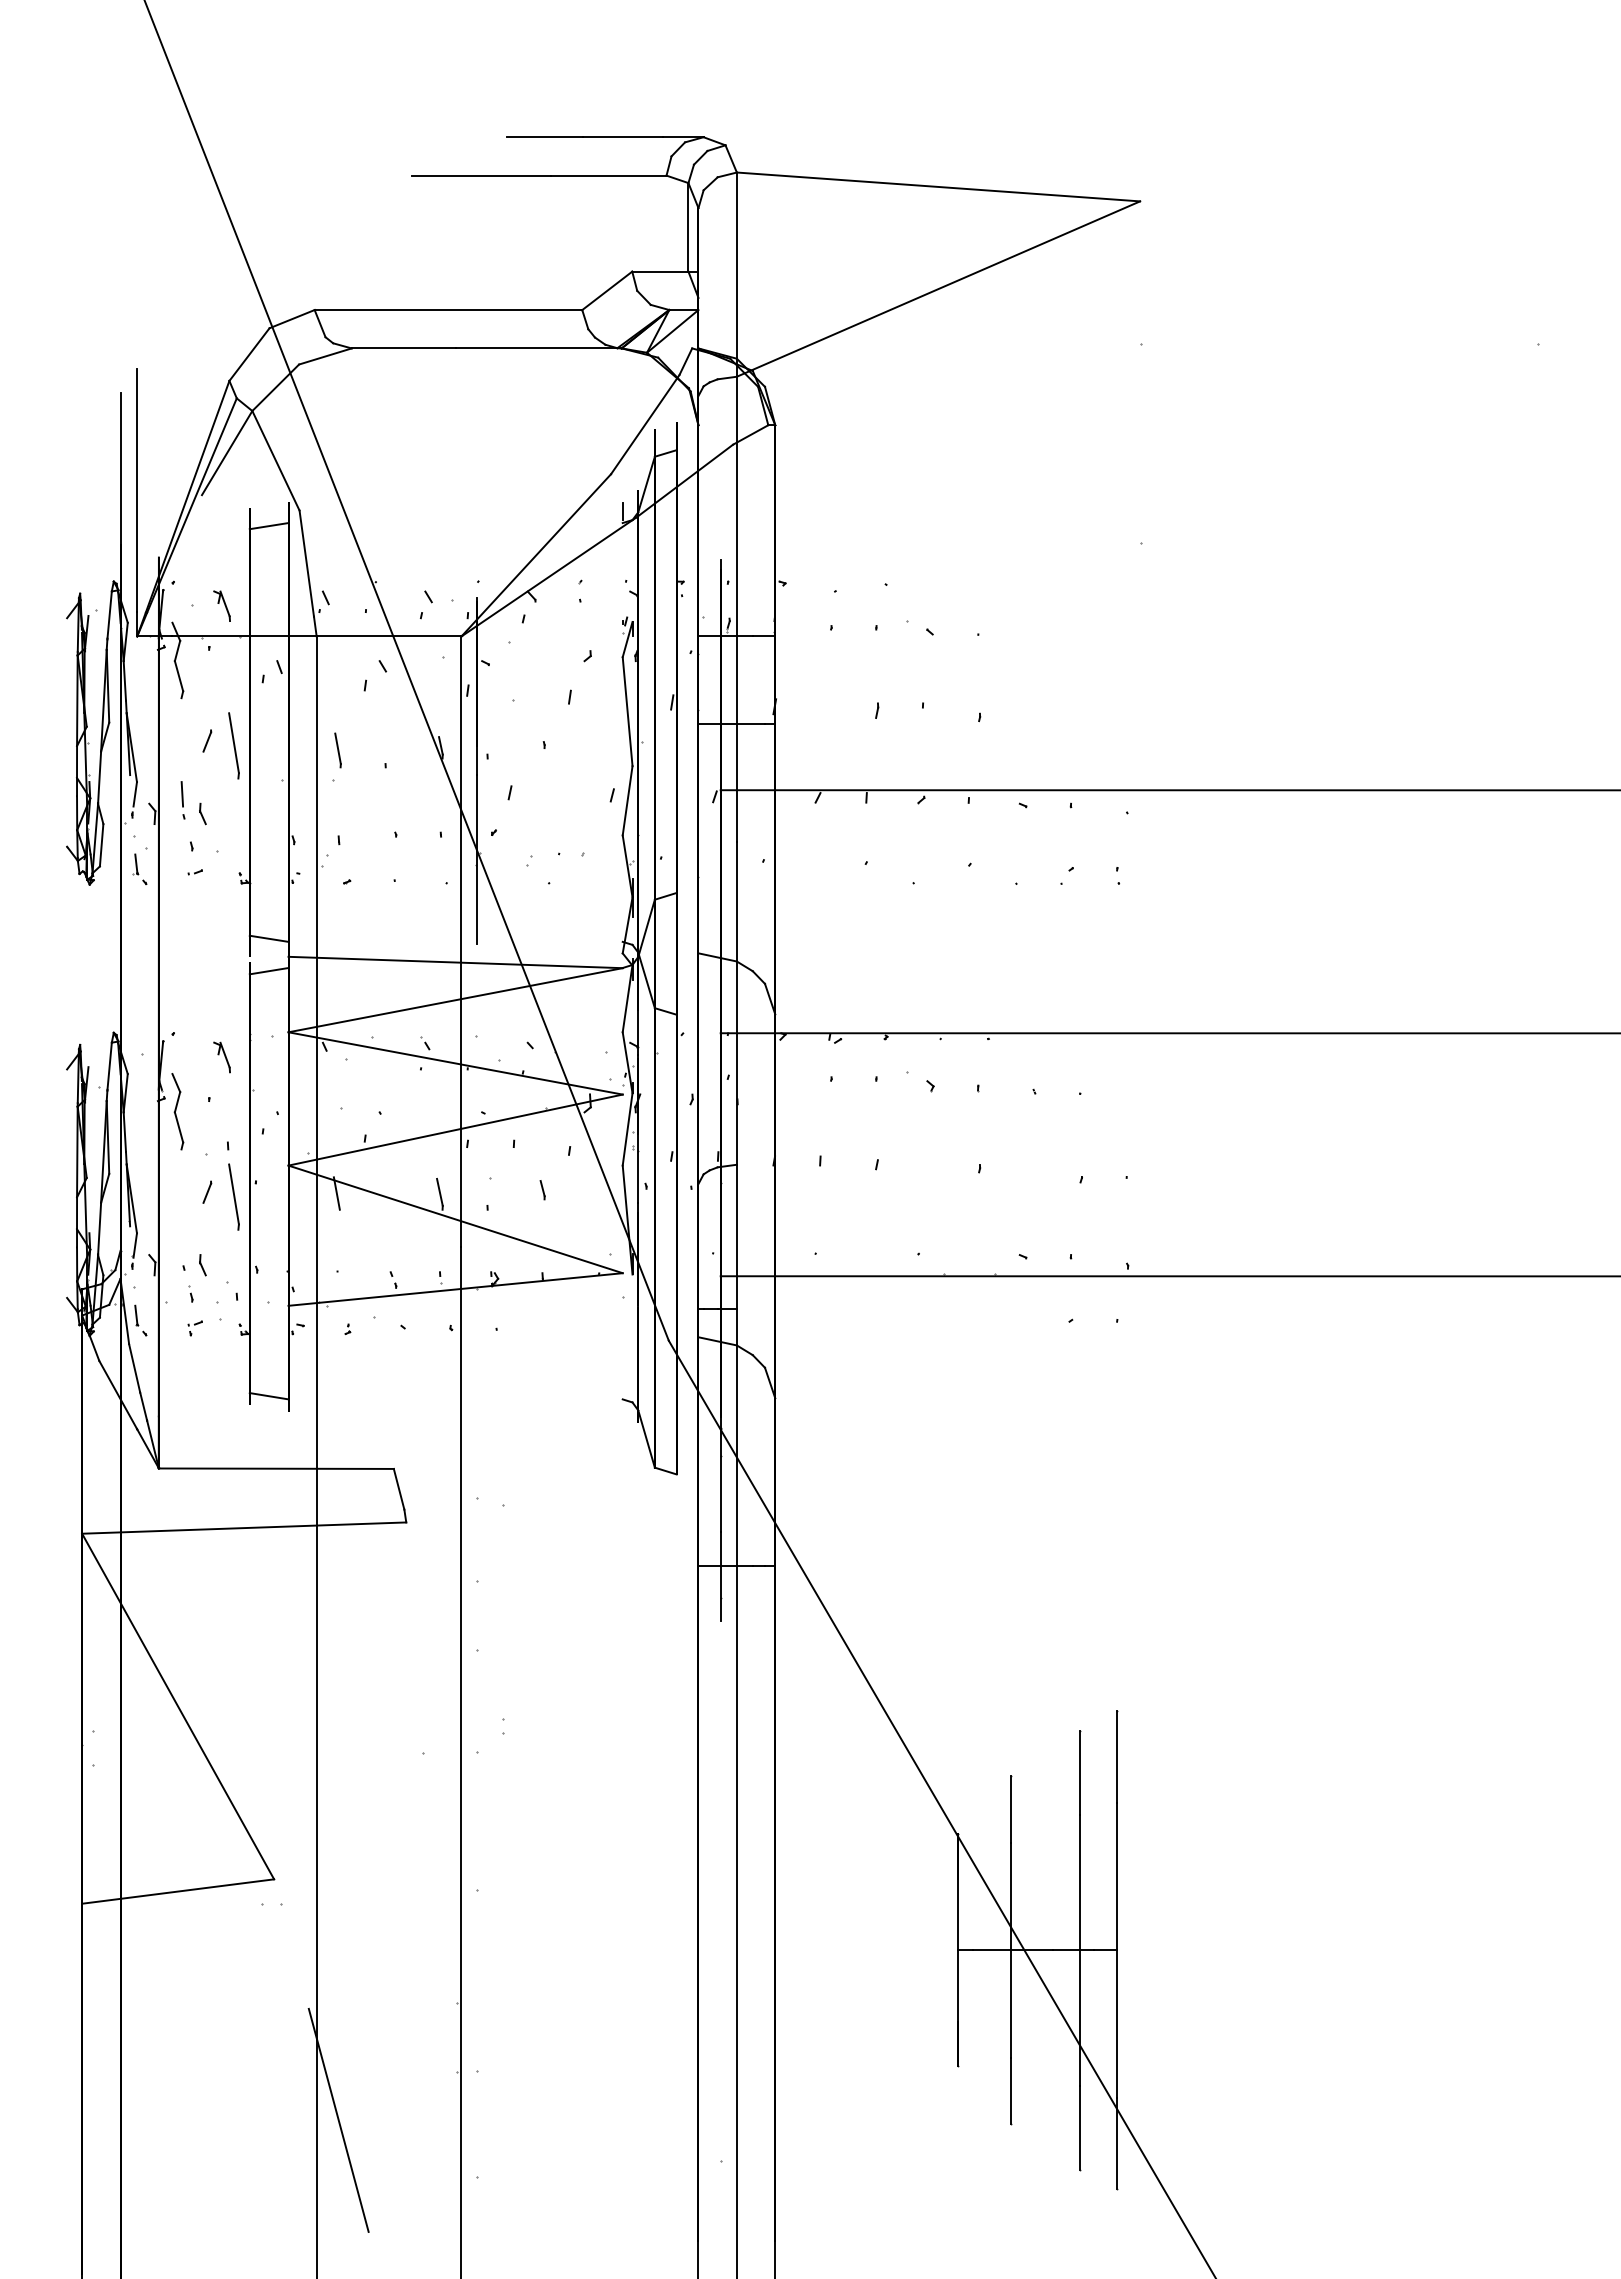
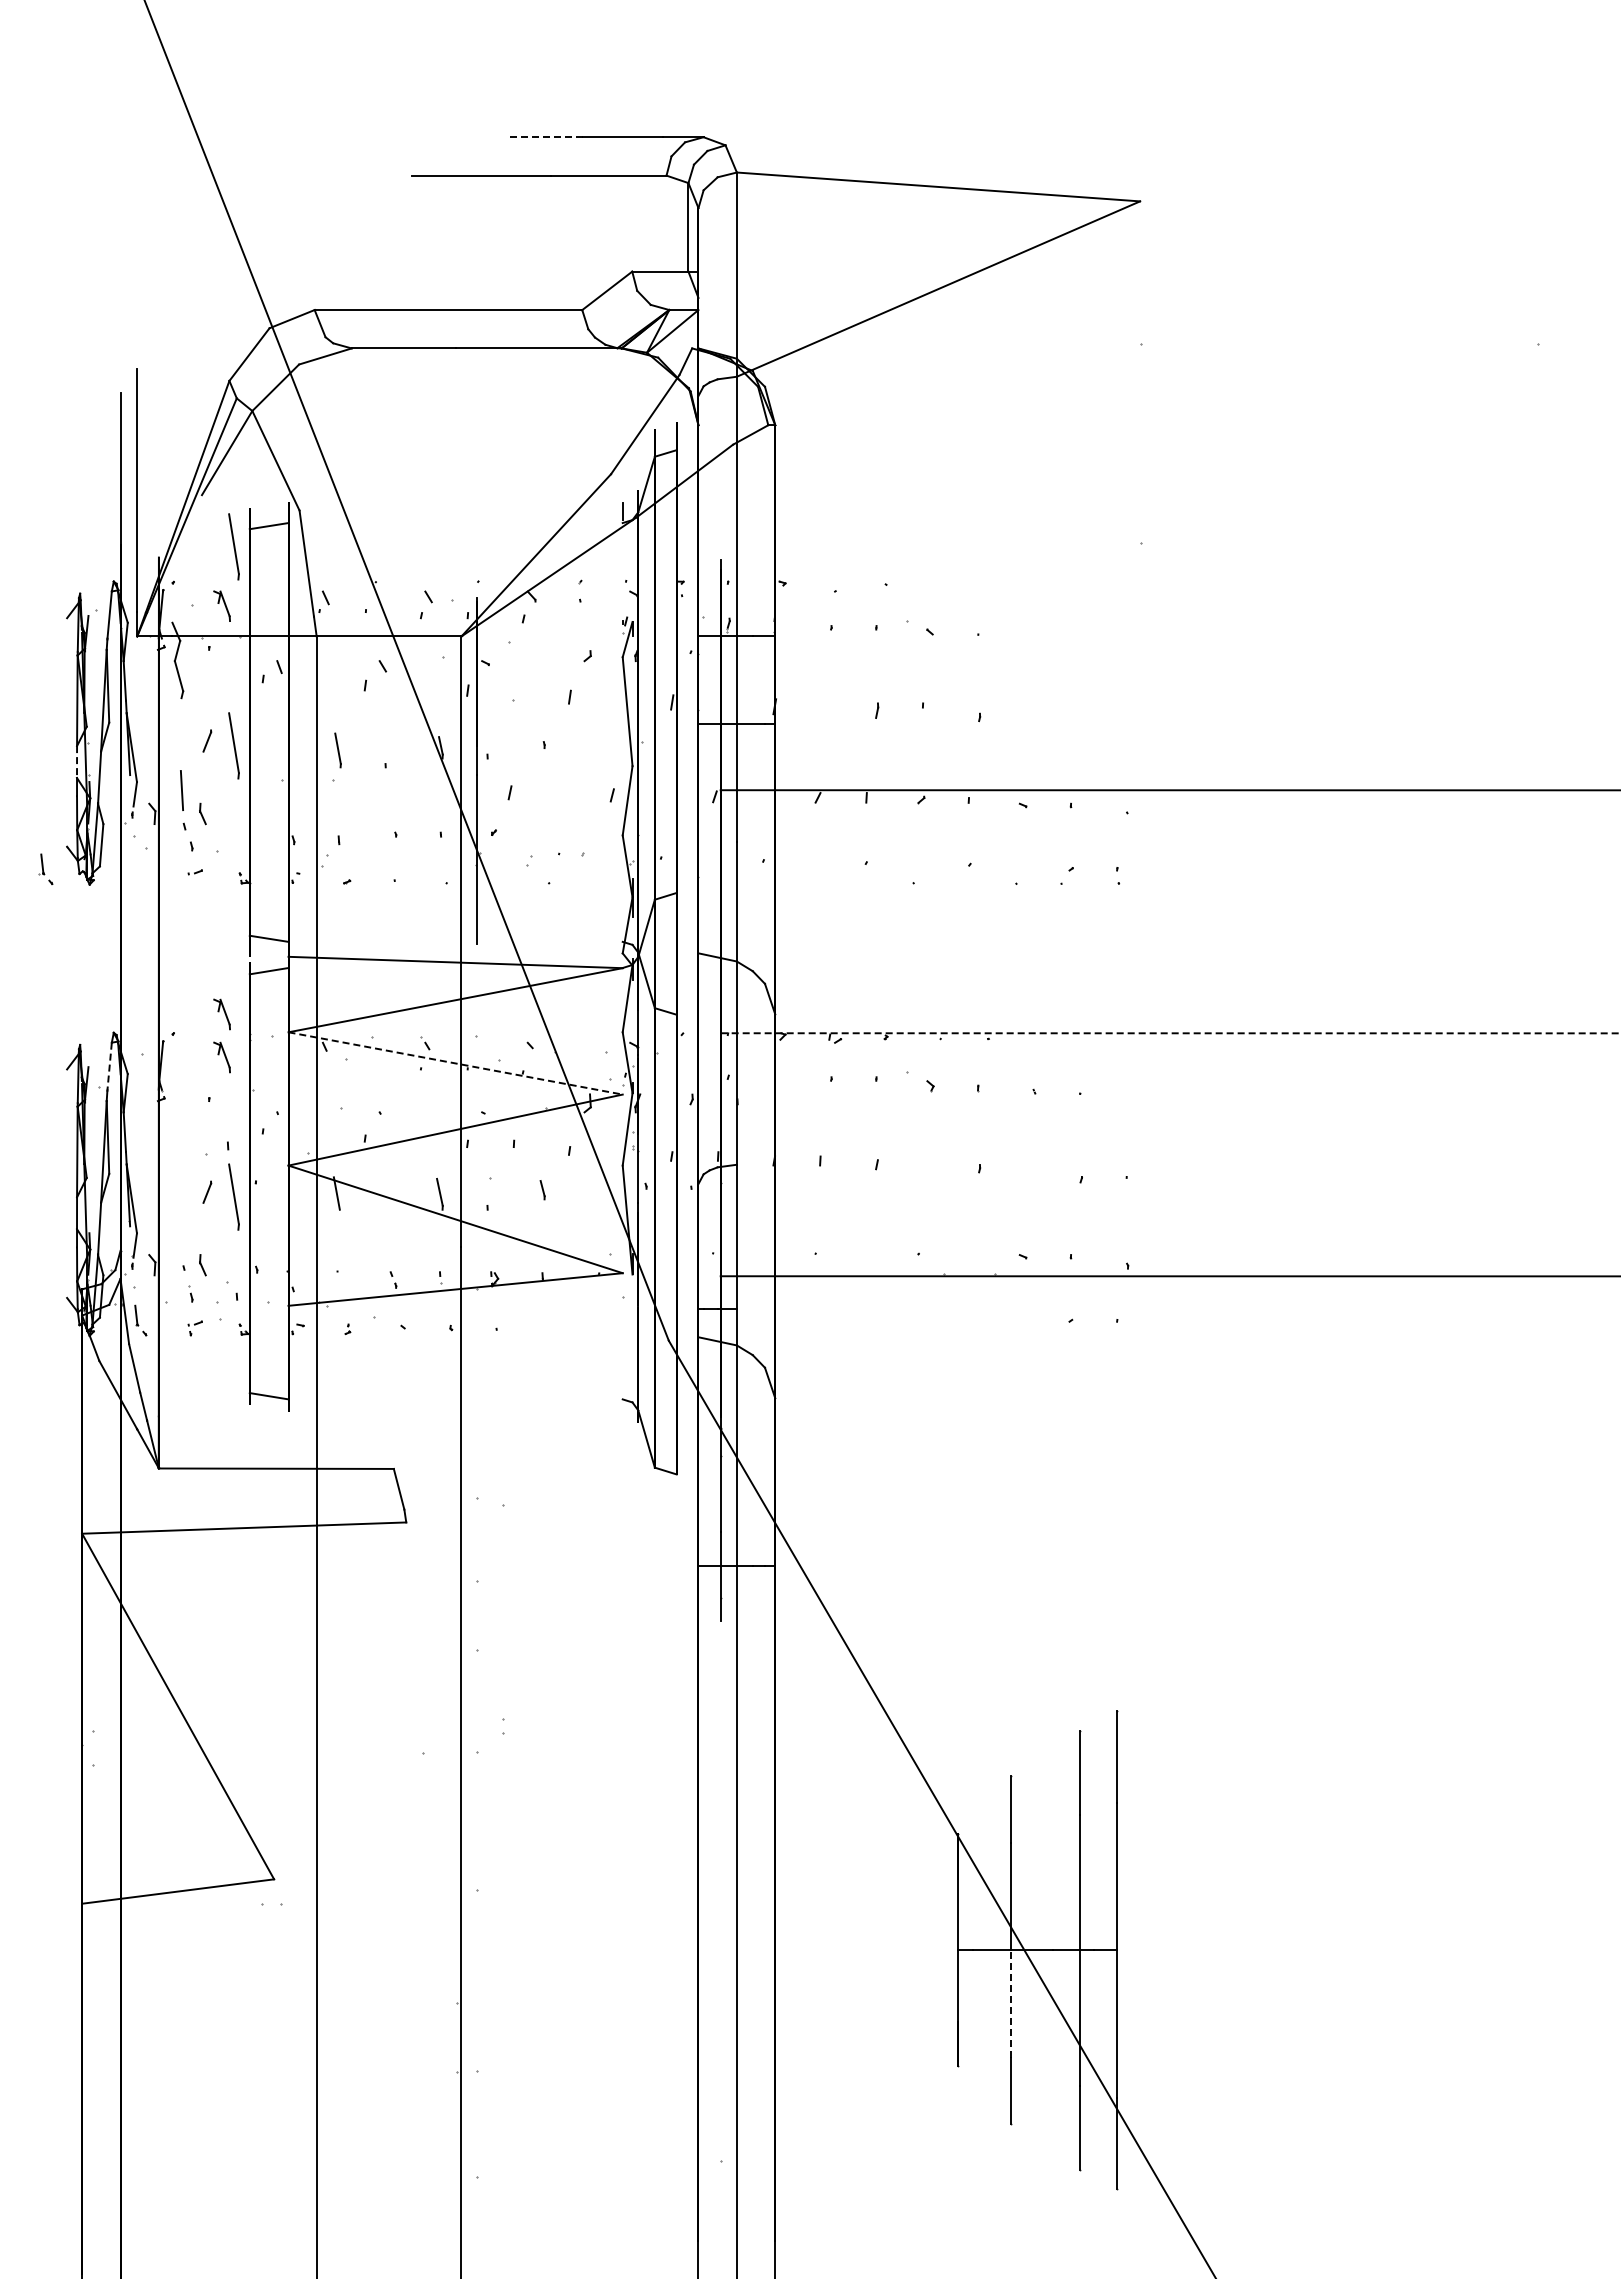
line: solid -> dashed (544, 137)
part: none -> present (233, 546)
line: solid -> dashed (77, 762)
part size: 6x39 px -> 7x61 px (183, 800)
part position: (139, 868) -> (45, 868) (45, 868)
part: none -> present (221, 1014)
line: solid -> dashed (1170, 1033)
line: solid -> dashed (455, 1063)
line: solid -> dashed (109, 1066)
part: present -> none (177, 1111)
line: solid -> dashed (1011, 2004)
line: present -> none (338, 2119)
